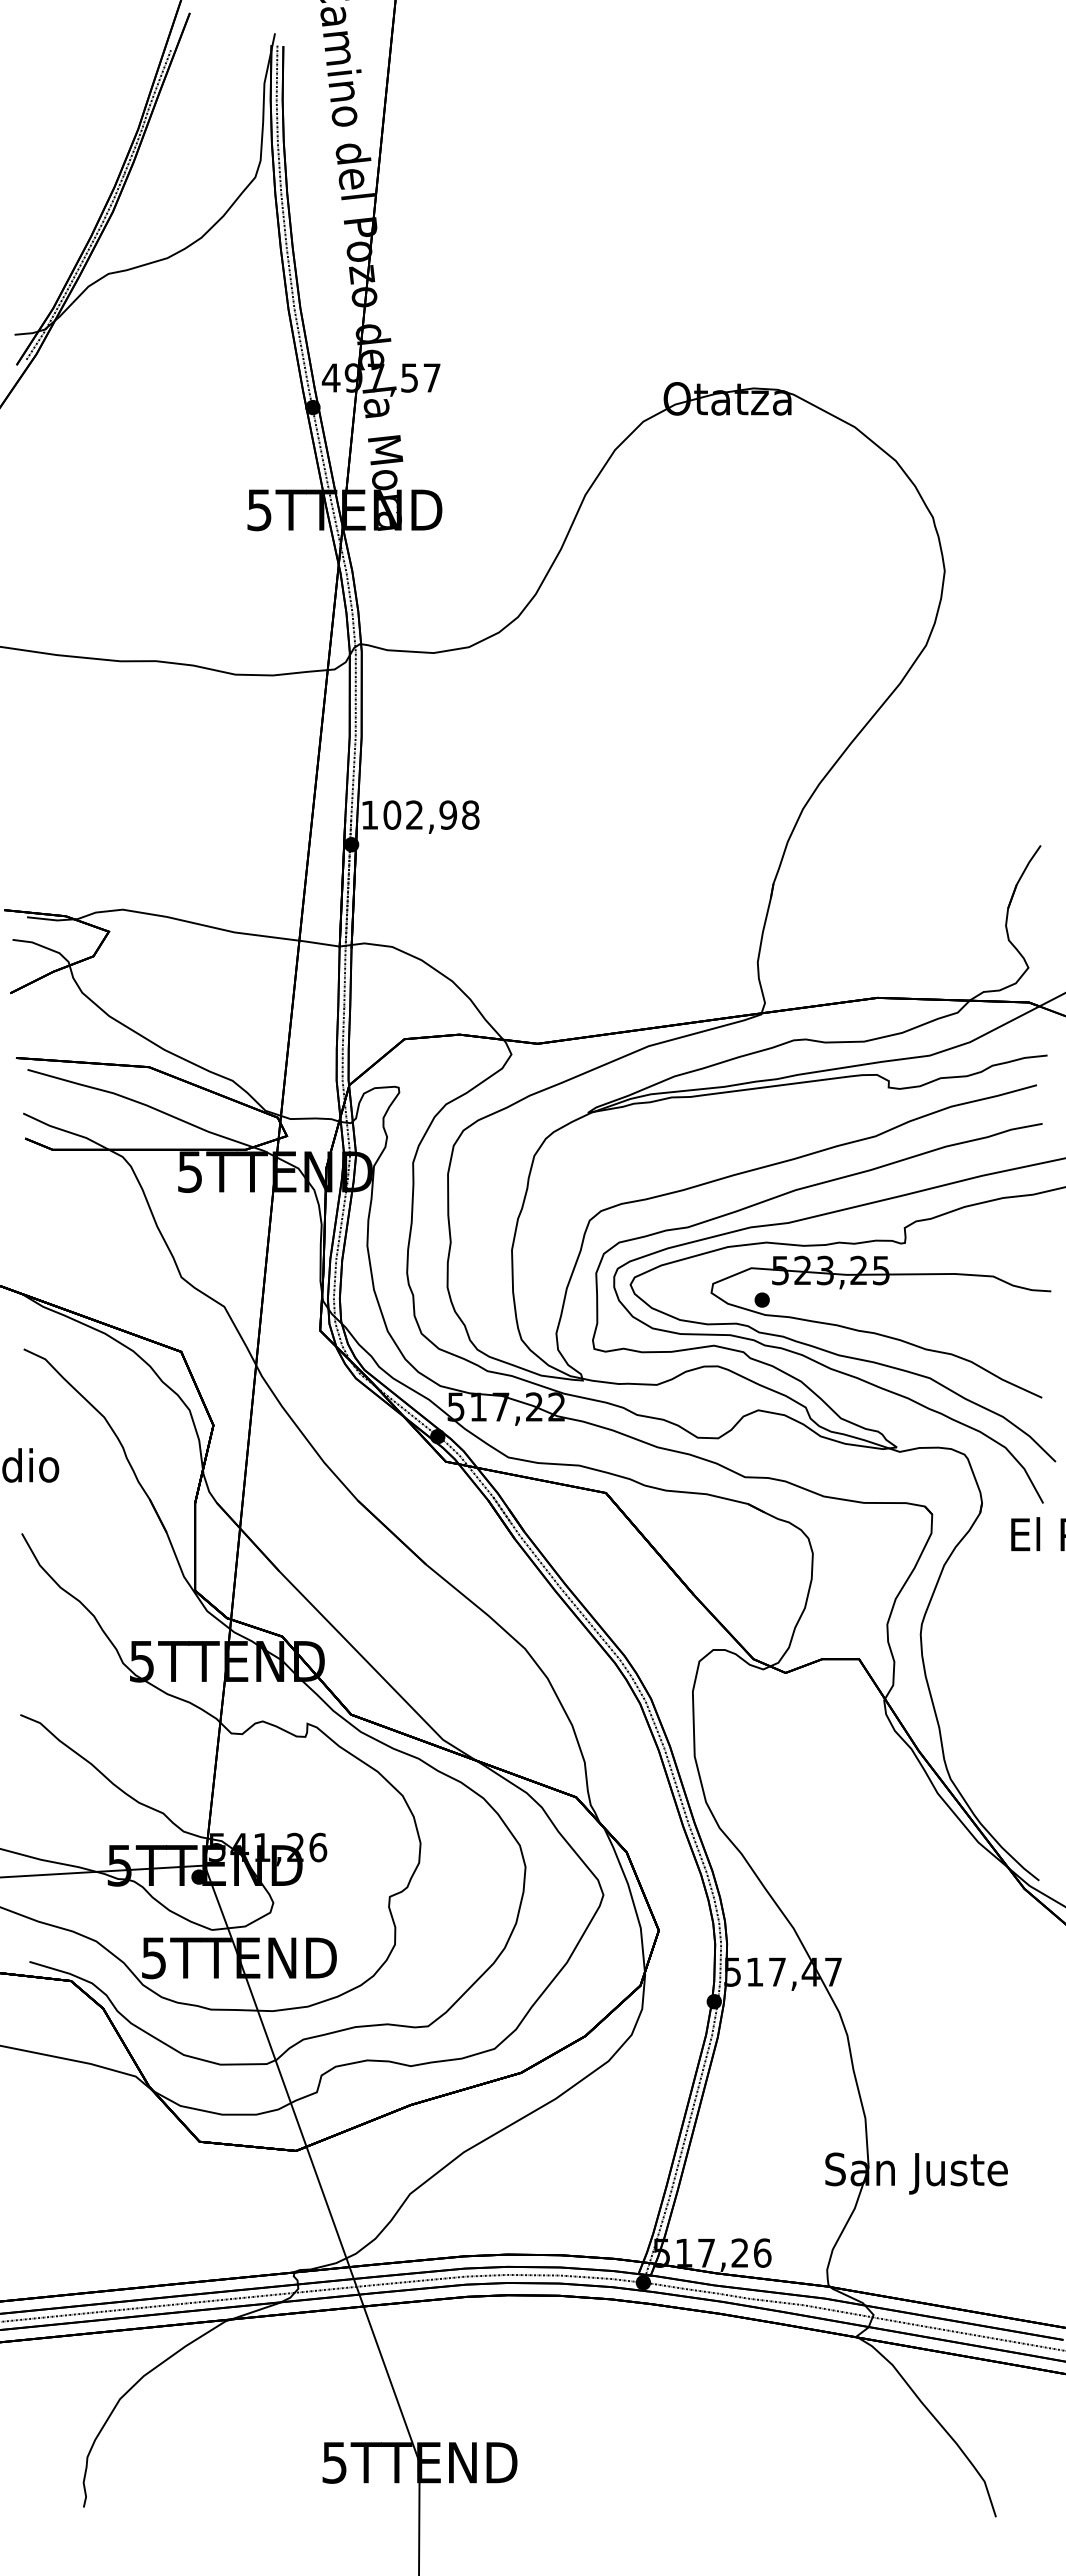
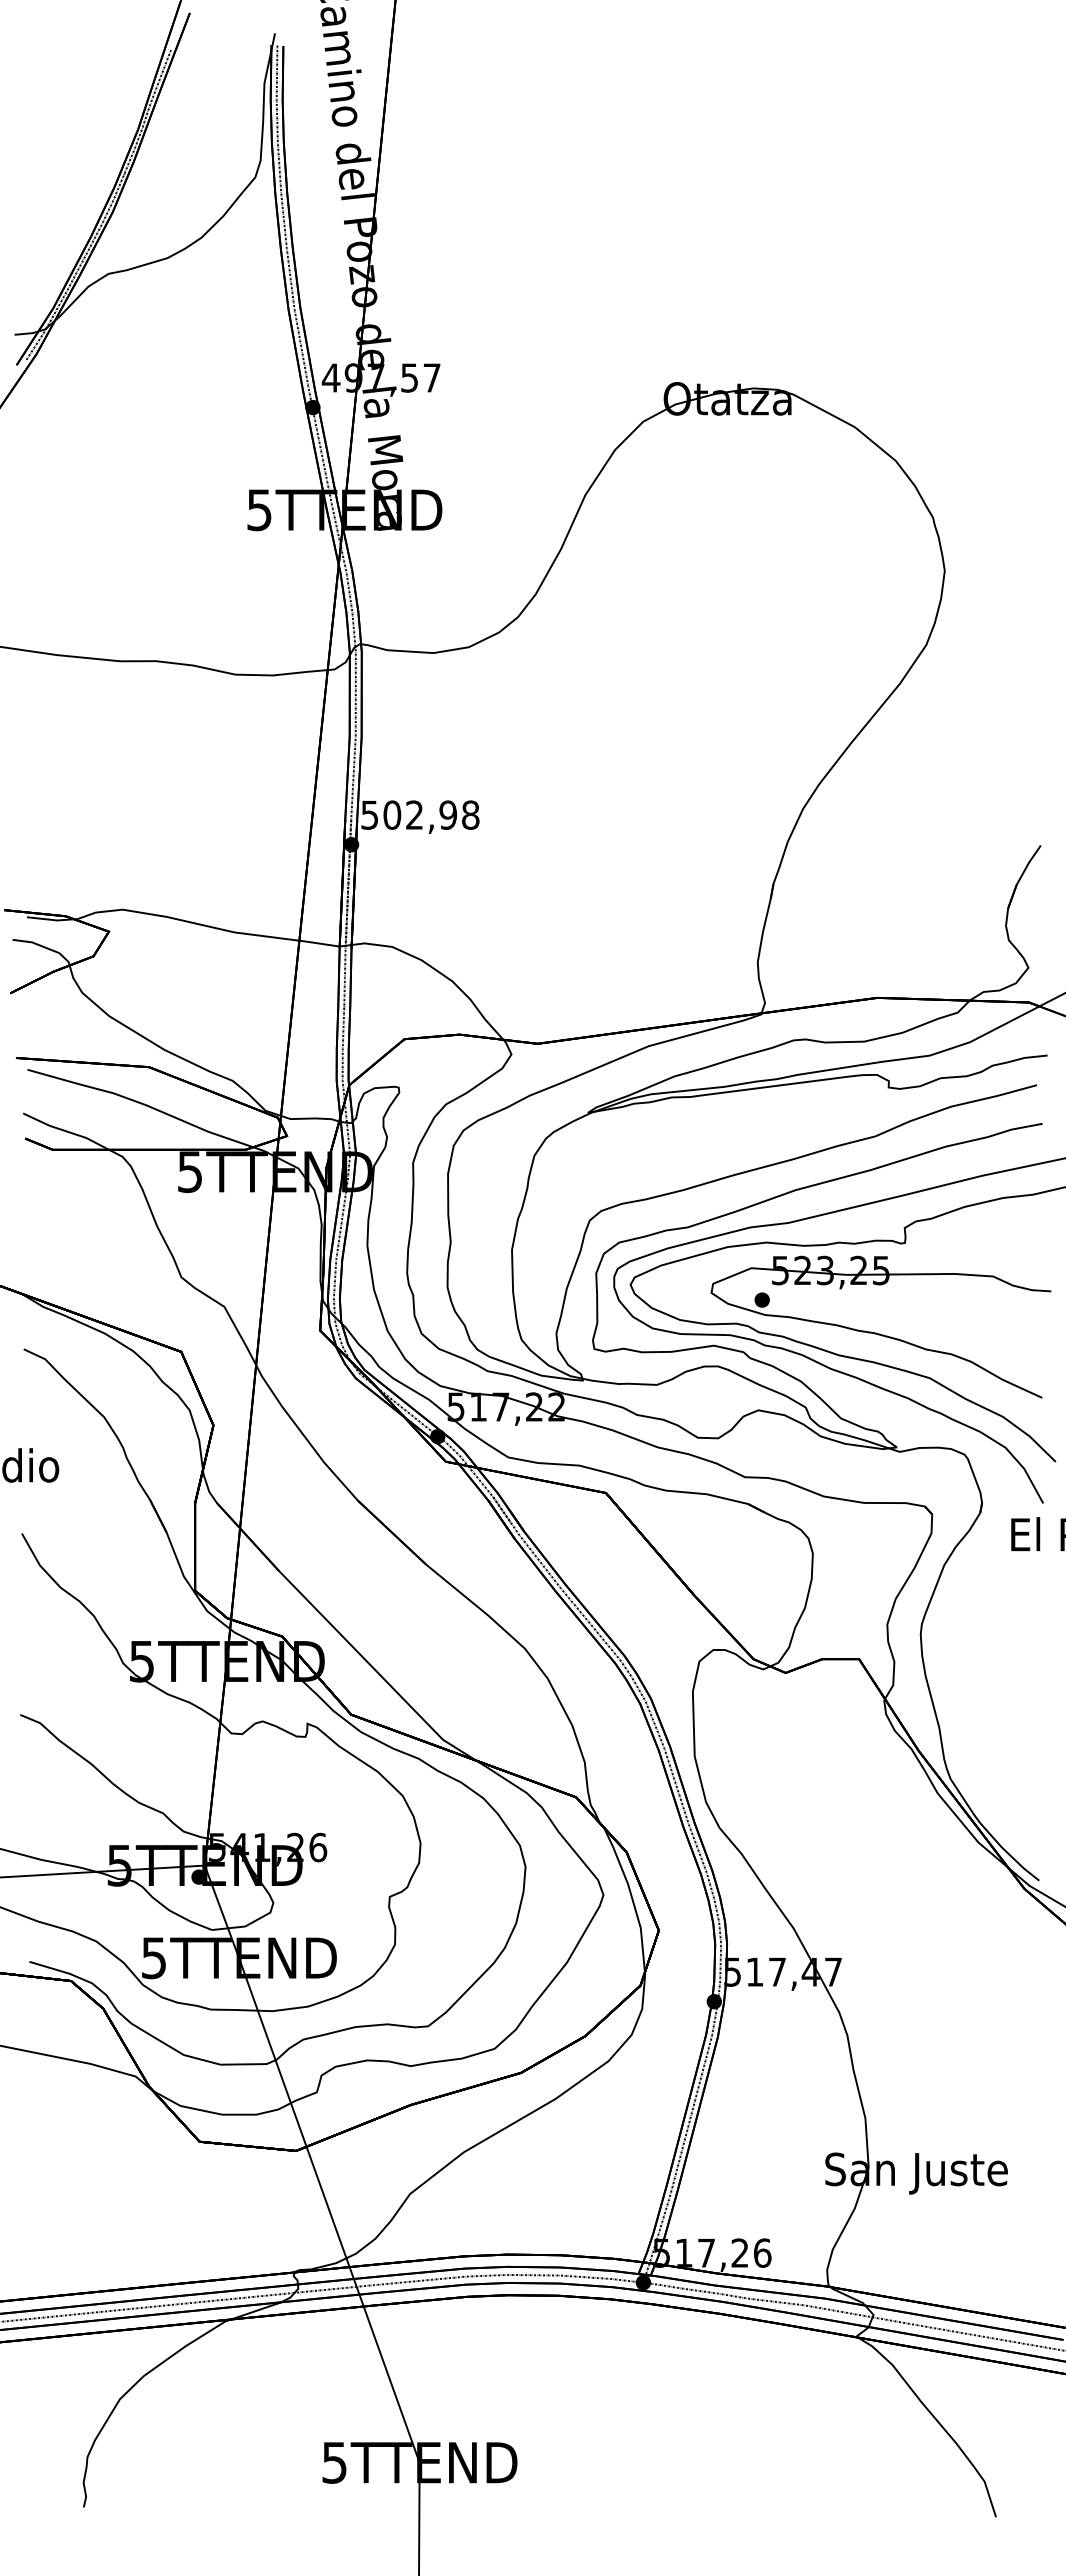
text: 102,98 -> 502,98 (369, 814)
